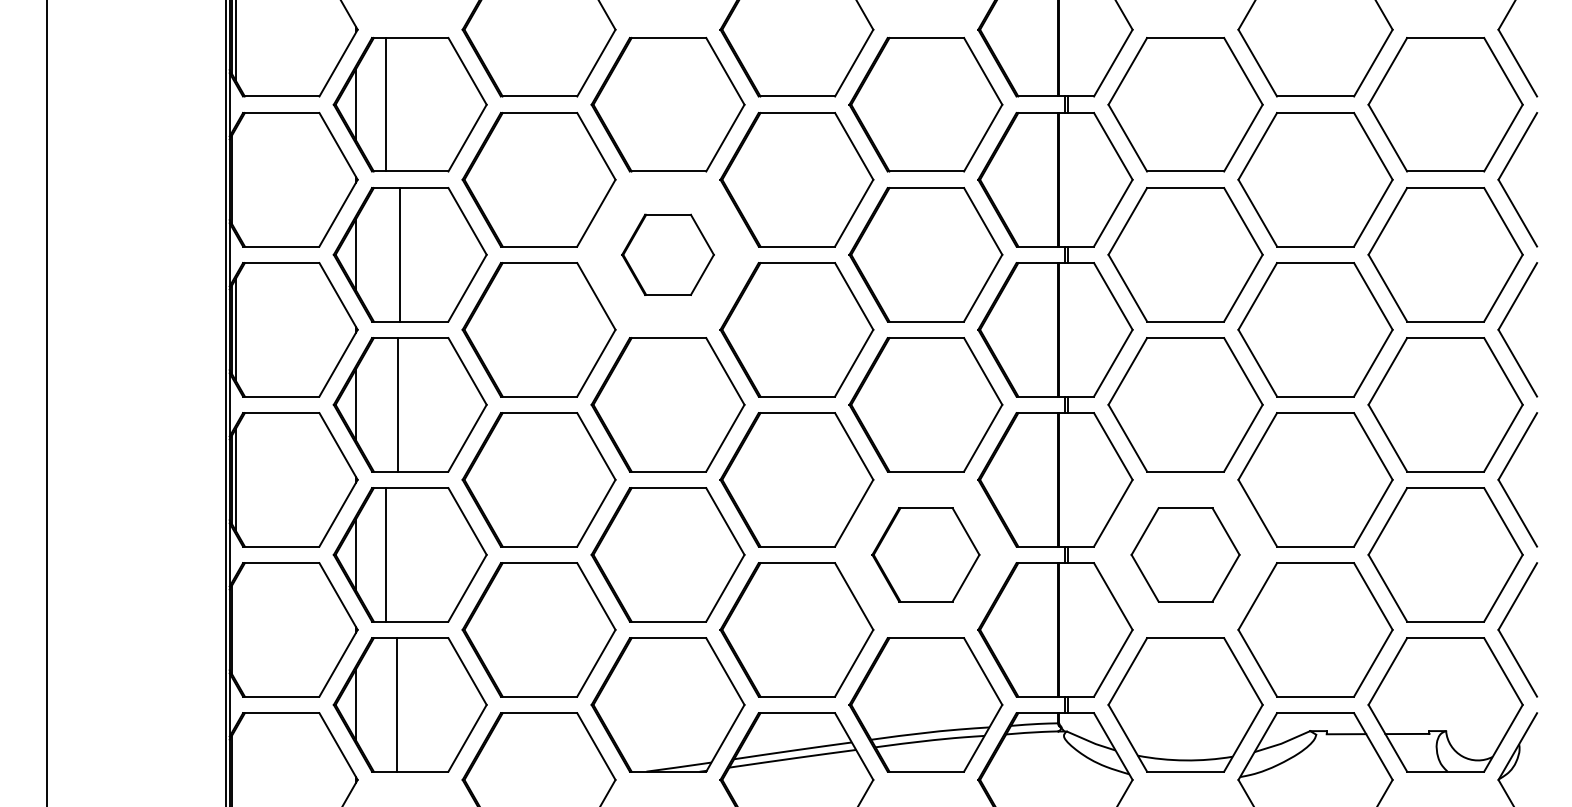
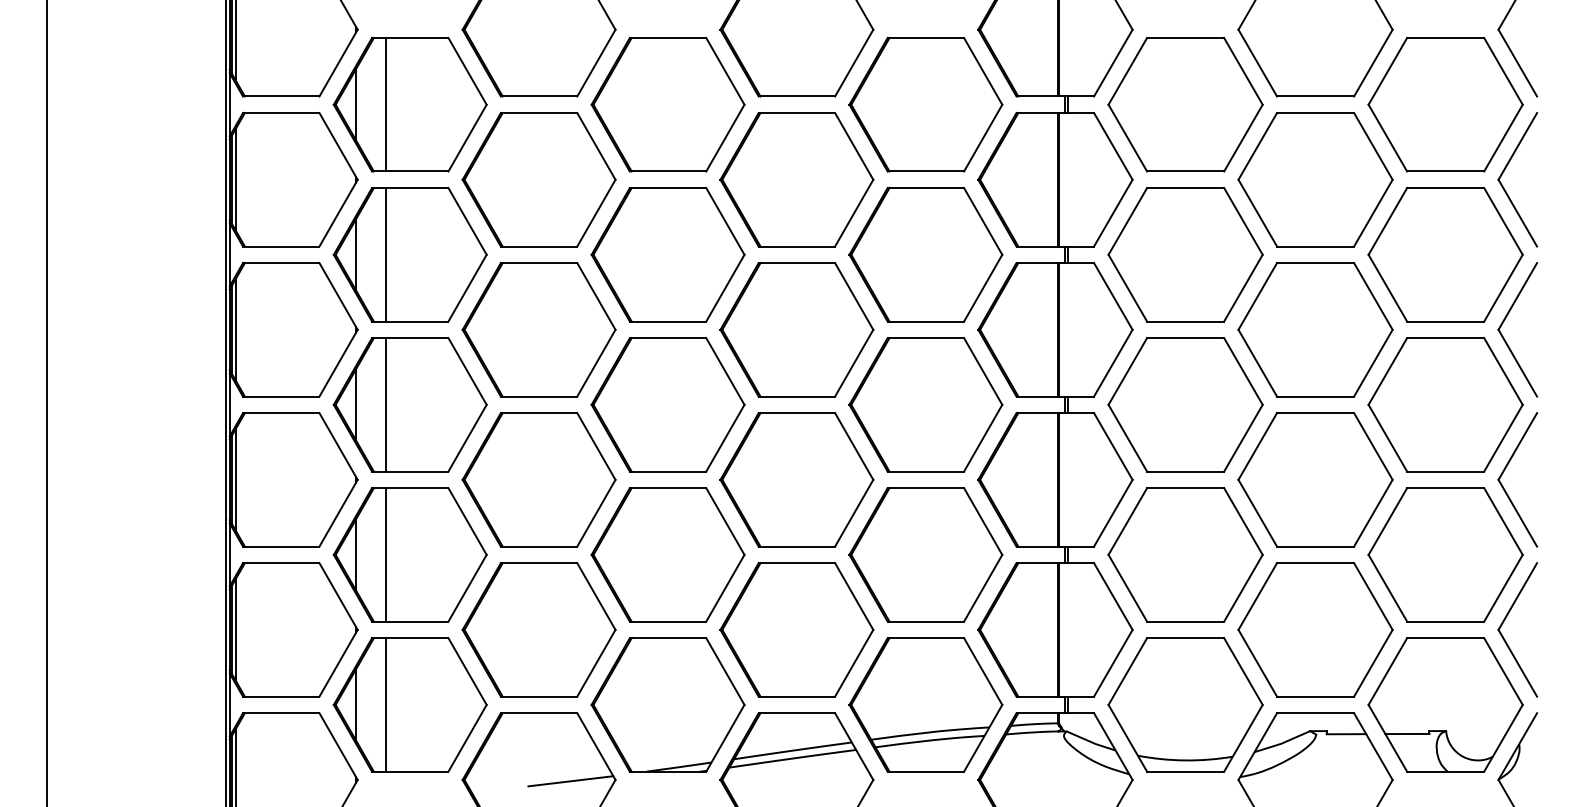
line: none -> present (235, 179)
line position: (400, 254) -> (386, 254) (386, 254)
part size: 94x83 px -> 156x136 px (667, 254)
line position: (398, 404) -> (386, 404) (386, 404)
part size: 110x96 px -> 156x136 px (925, 554)
part size: 111x96 px -> 157x136 px (1185, 554)
line: none -> present (235, 629)
line position: (397, 704) -> (386, 704) (386, 704)
line: none -> present (235, 766)
line: none -> present (570, 781)
